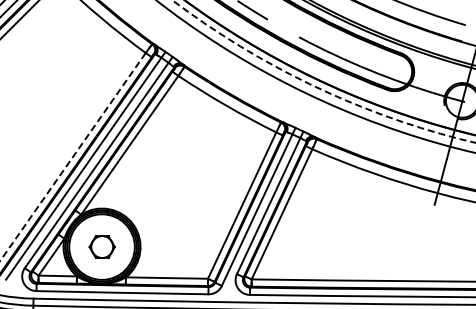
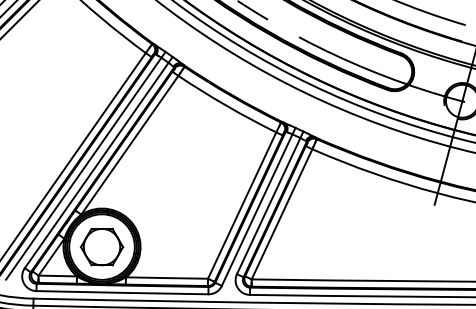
circle: dashed -> solid (323, 71)
line: dashed -> solid (72, 157)
part size: 28x24 px -> 45x40 px (102, 246)
